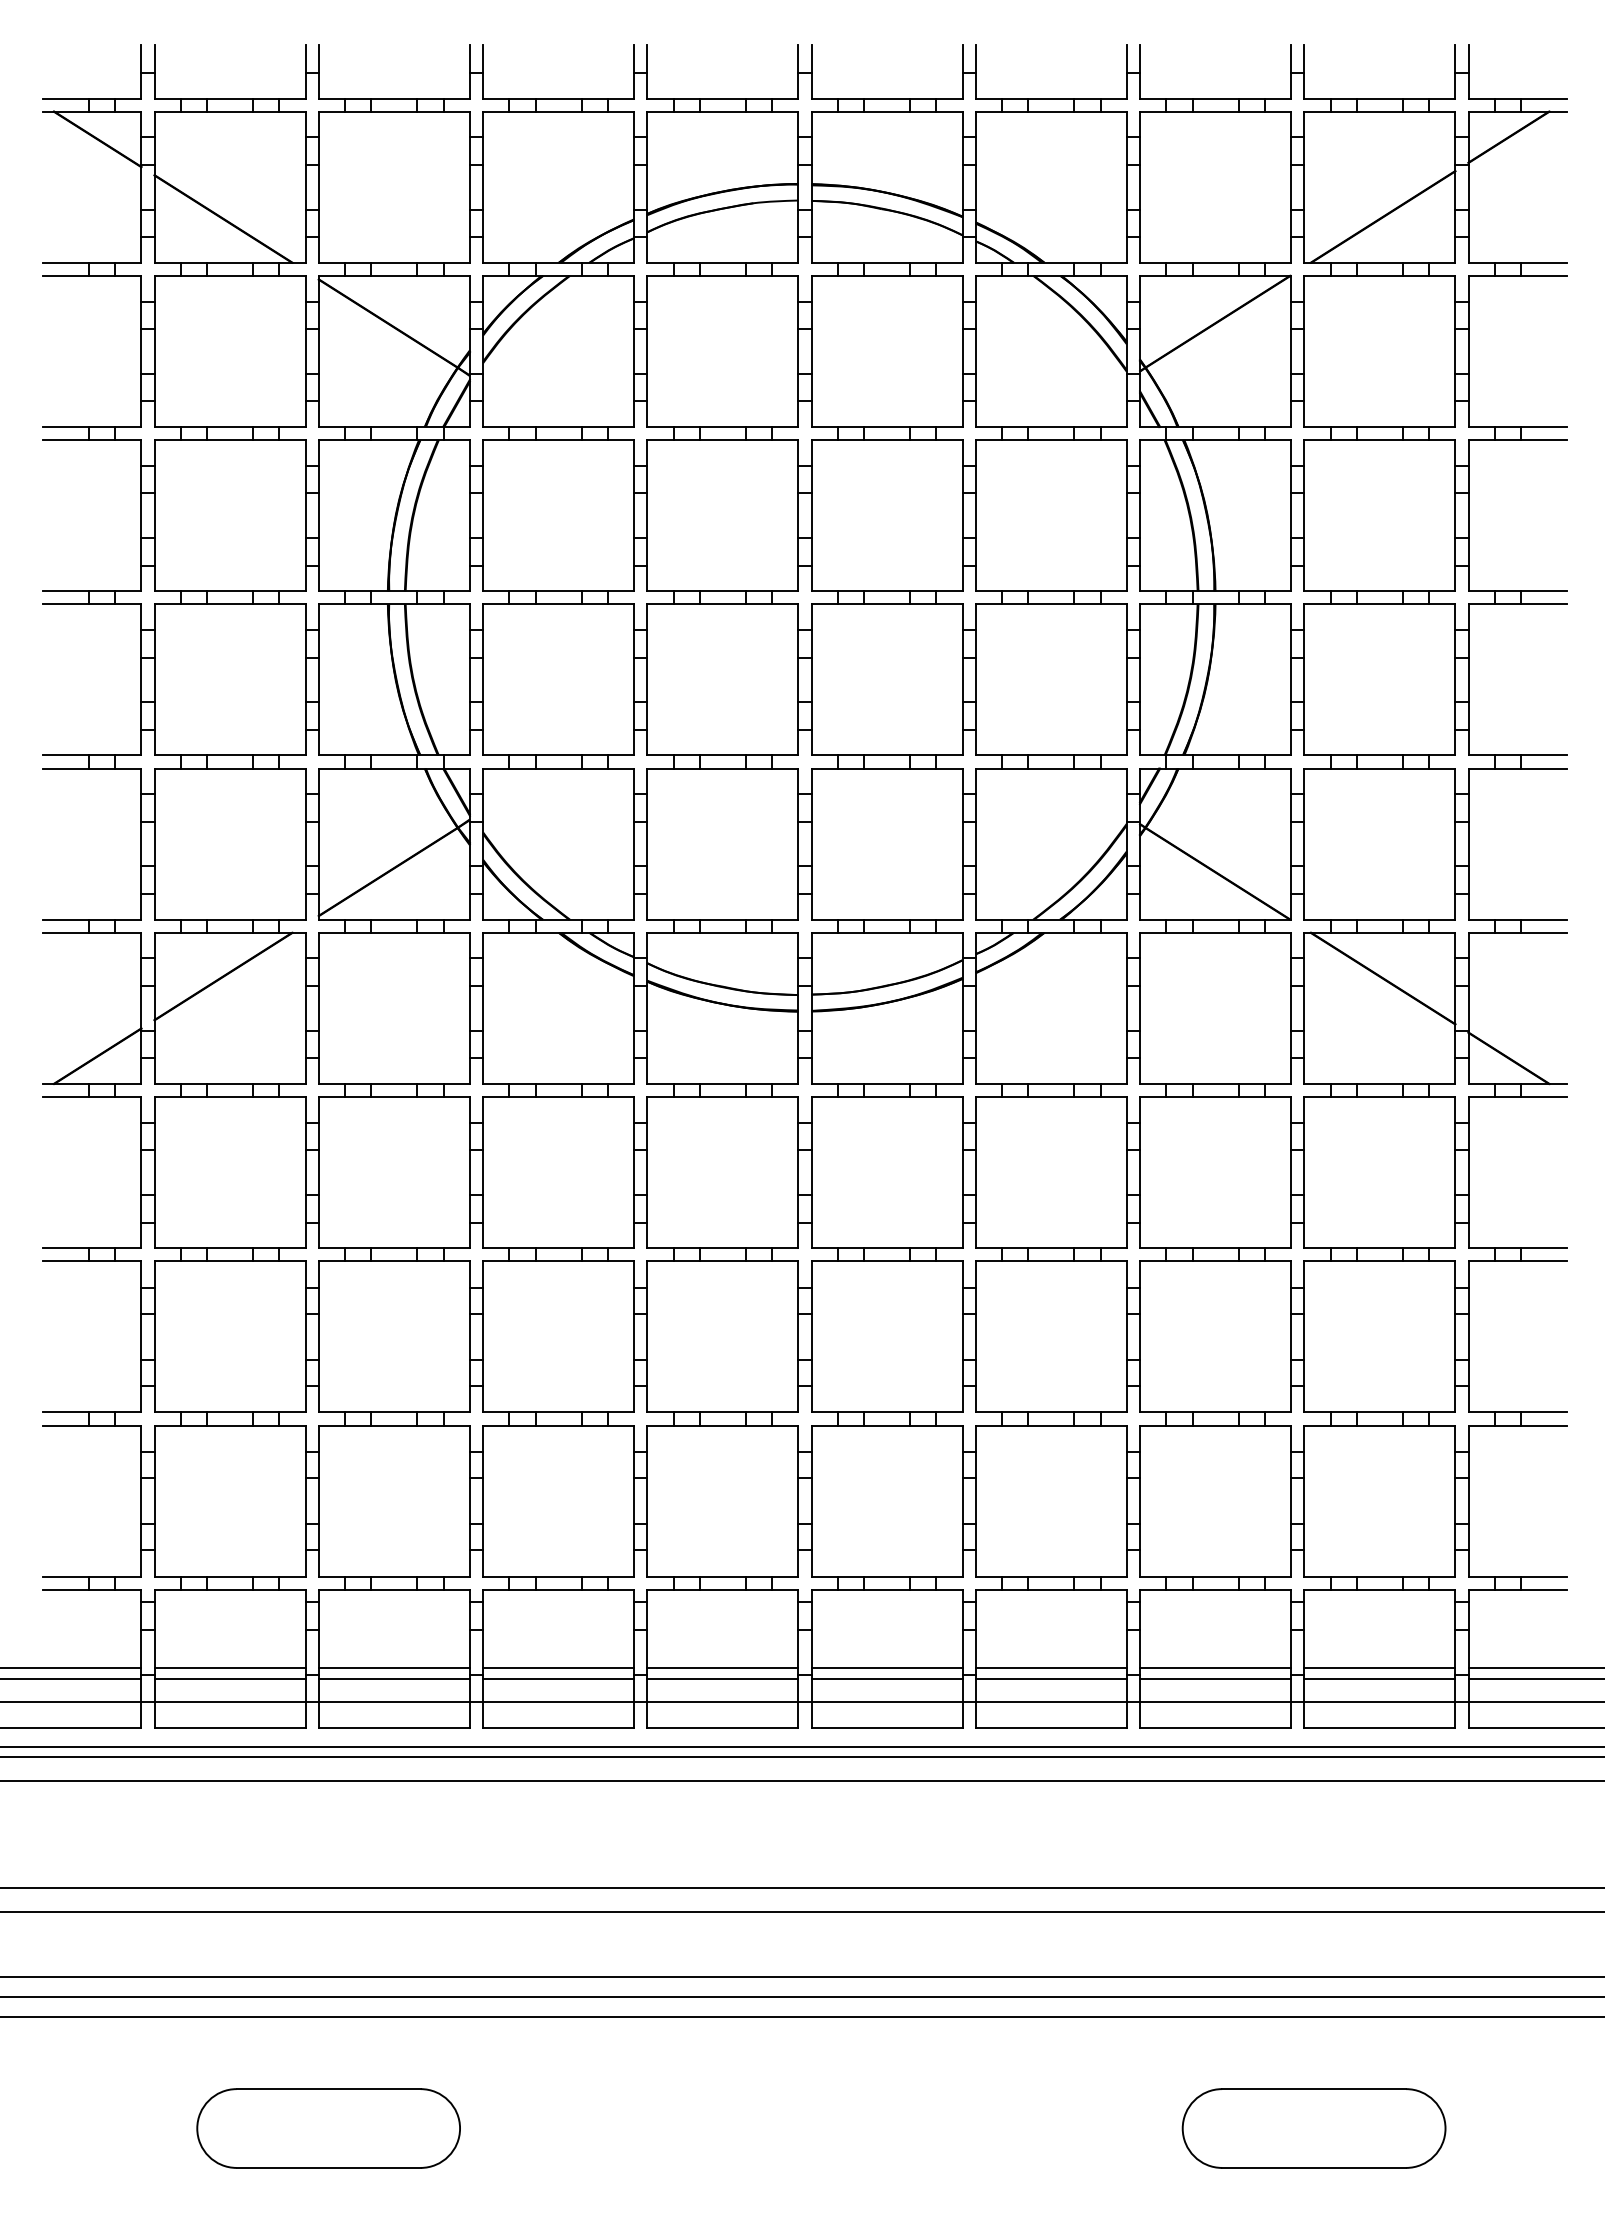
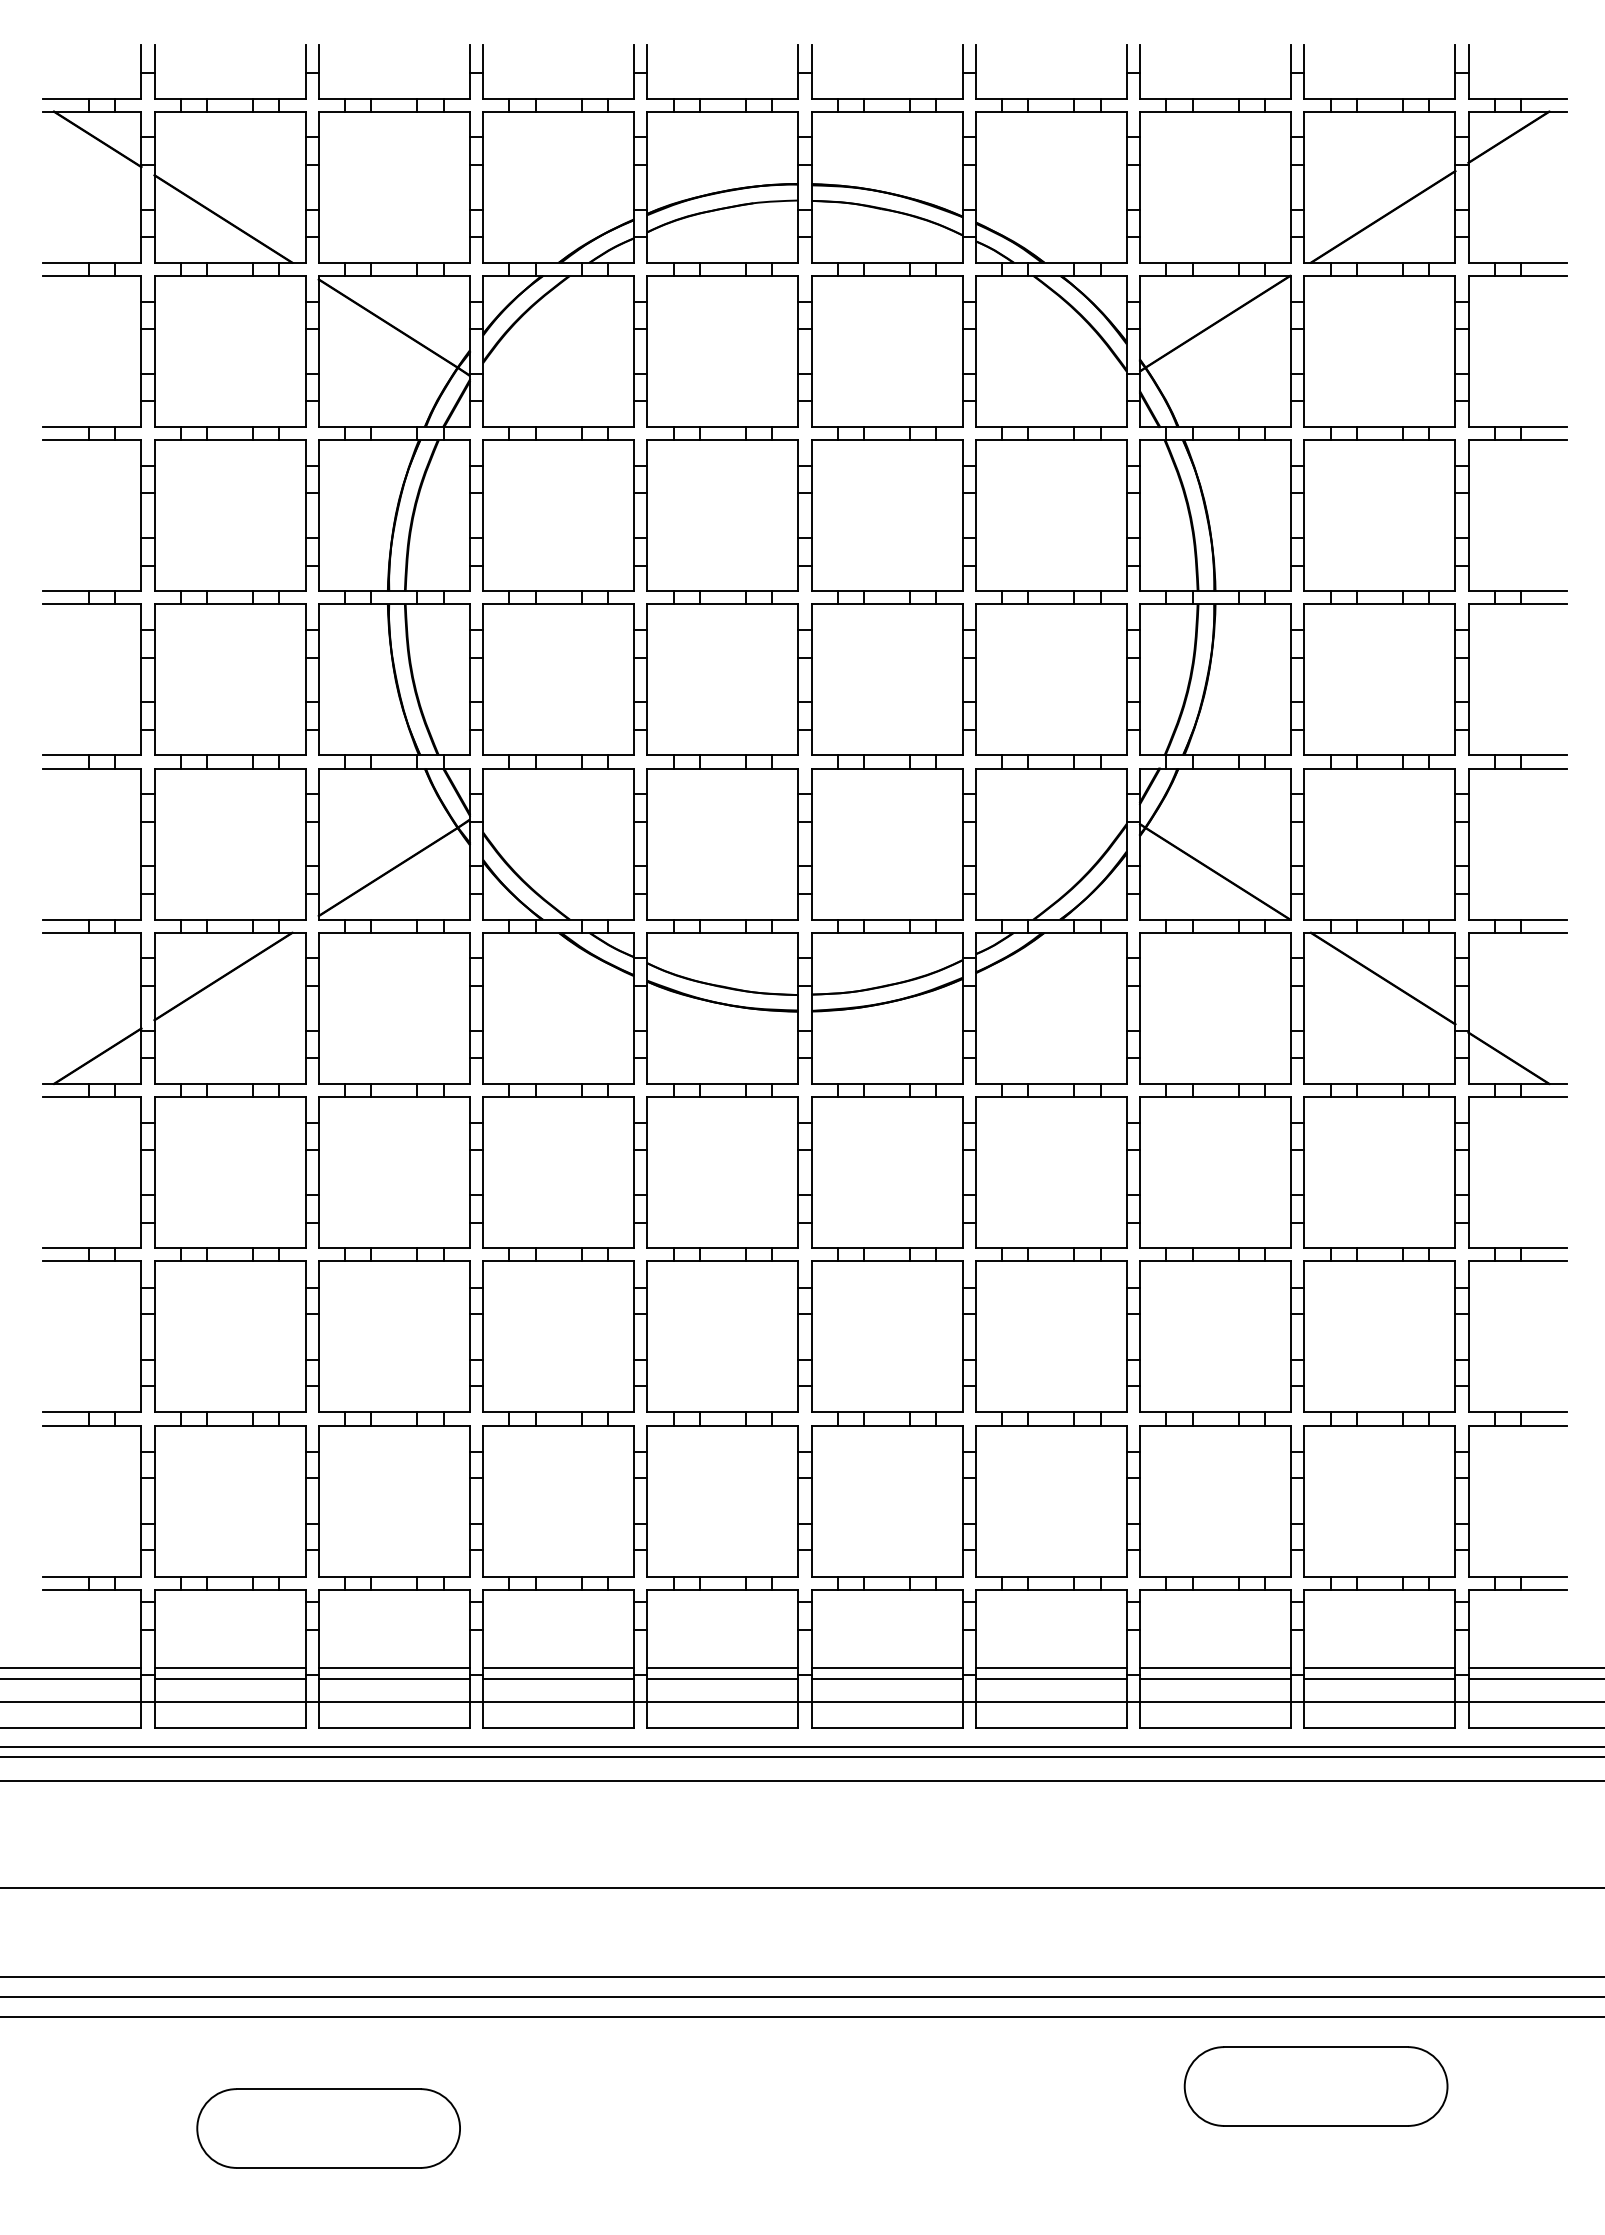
line: present -> none (801, 1911)
part position: (1313, 2128) -> (1315, 2086) (1315, 2086)
